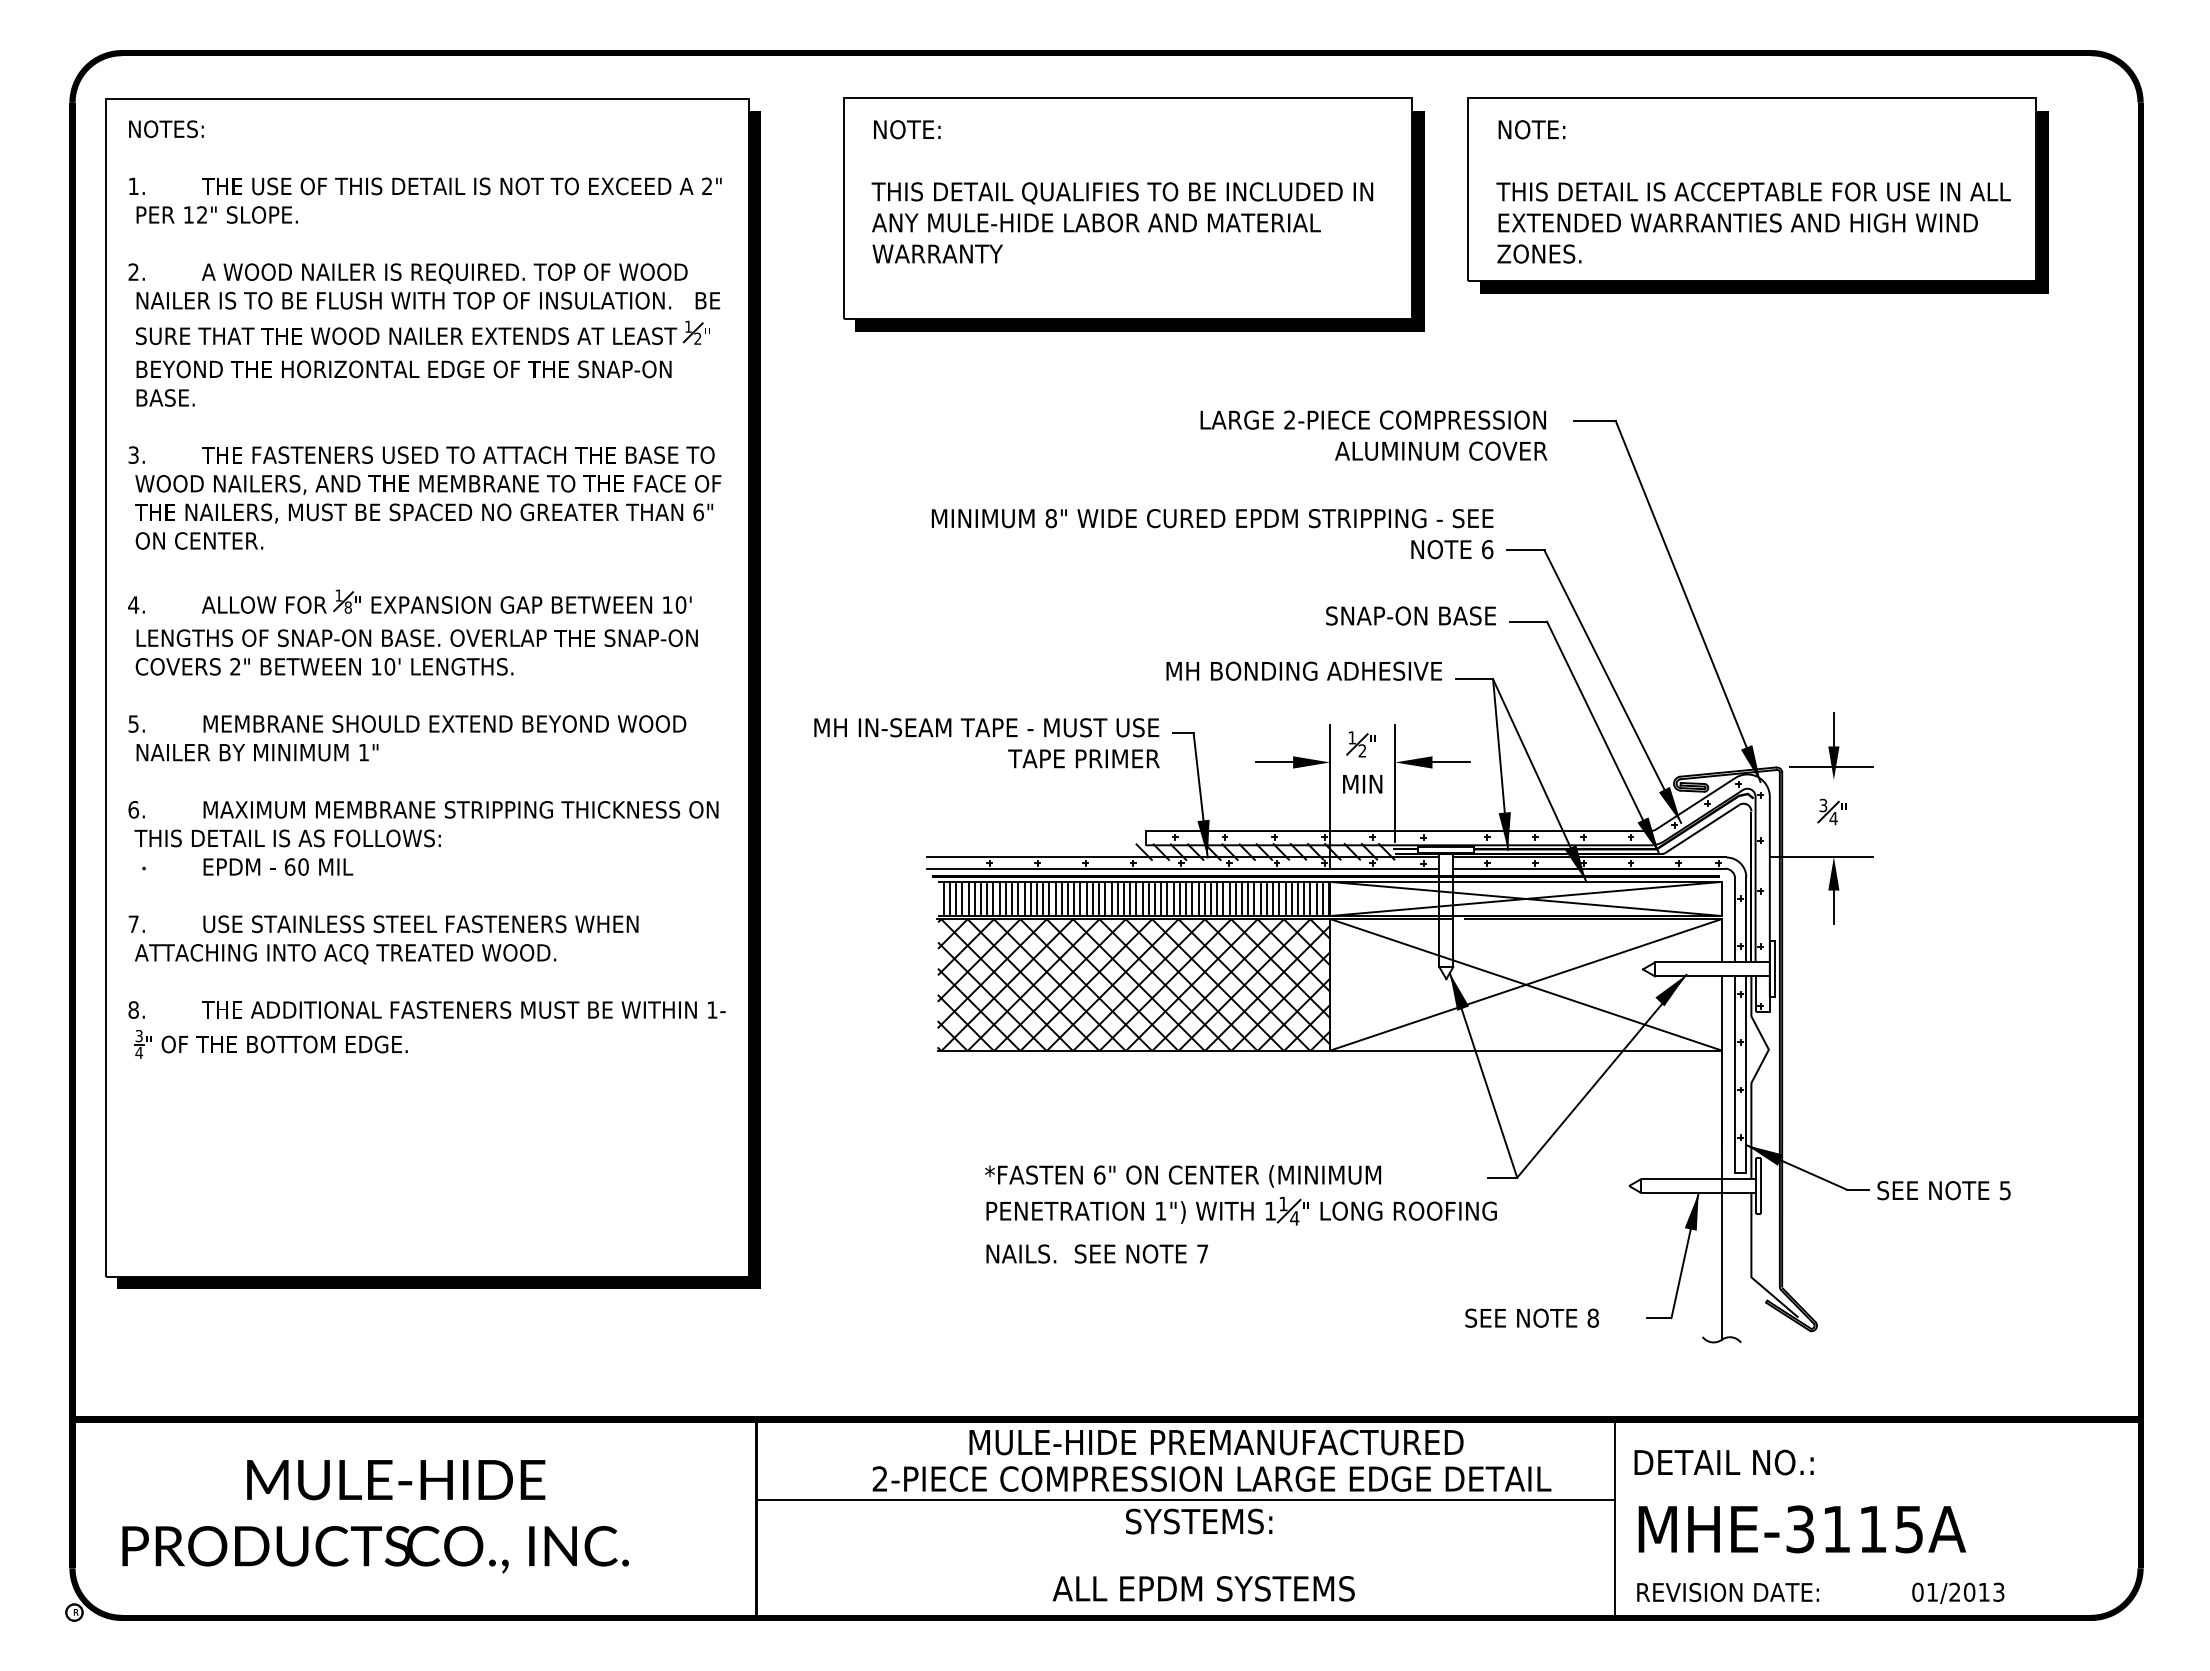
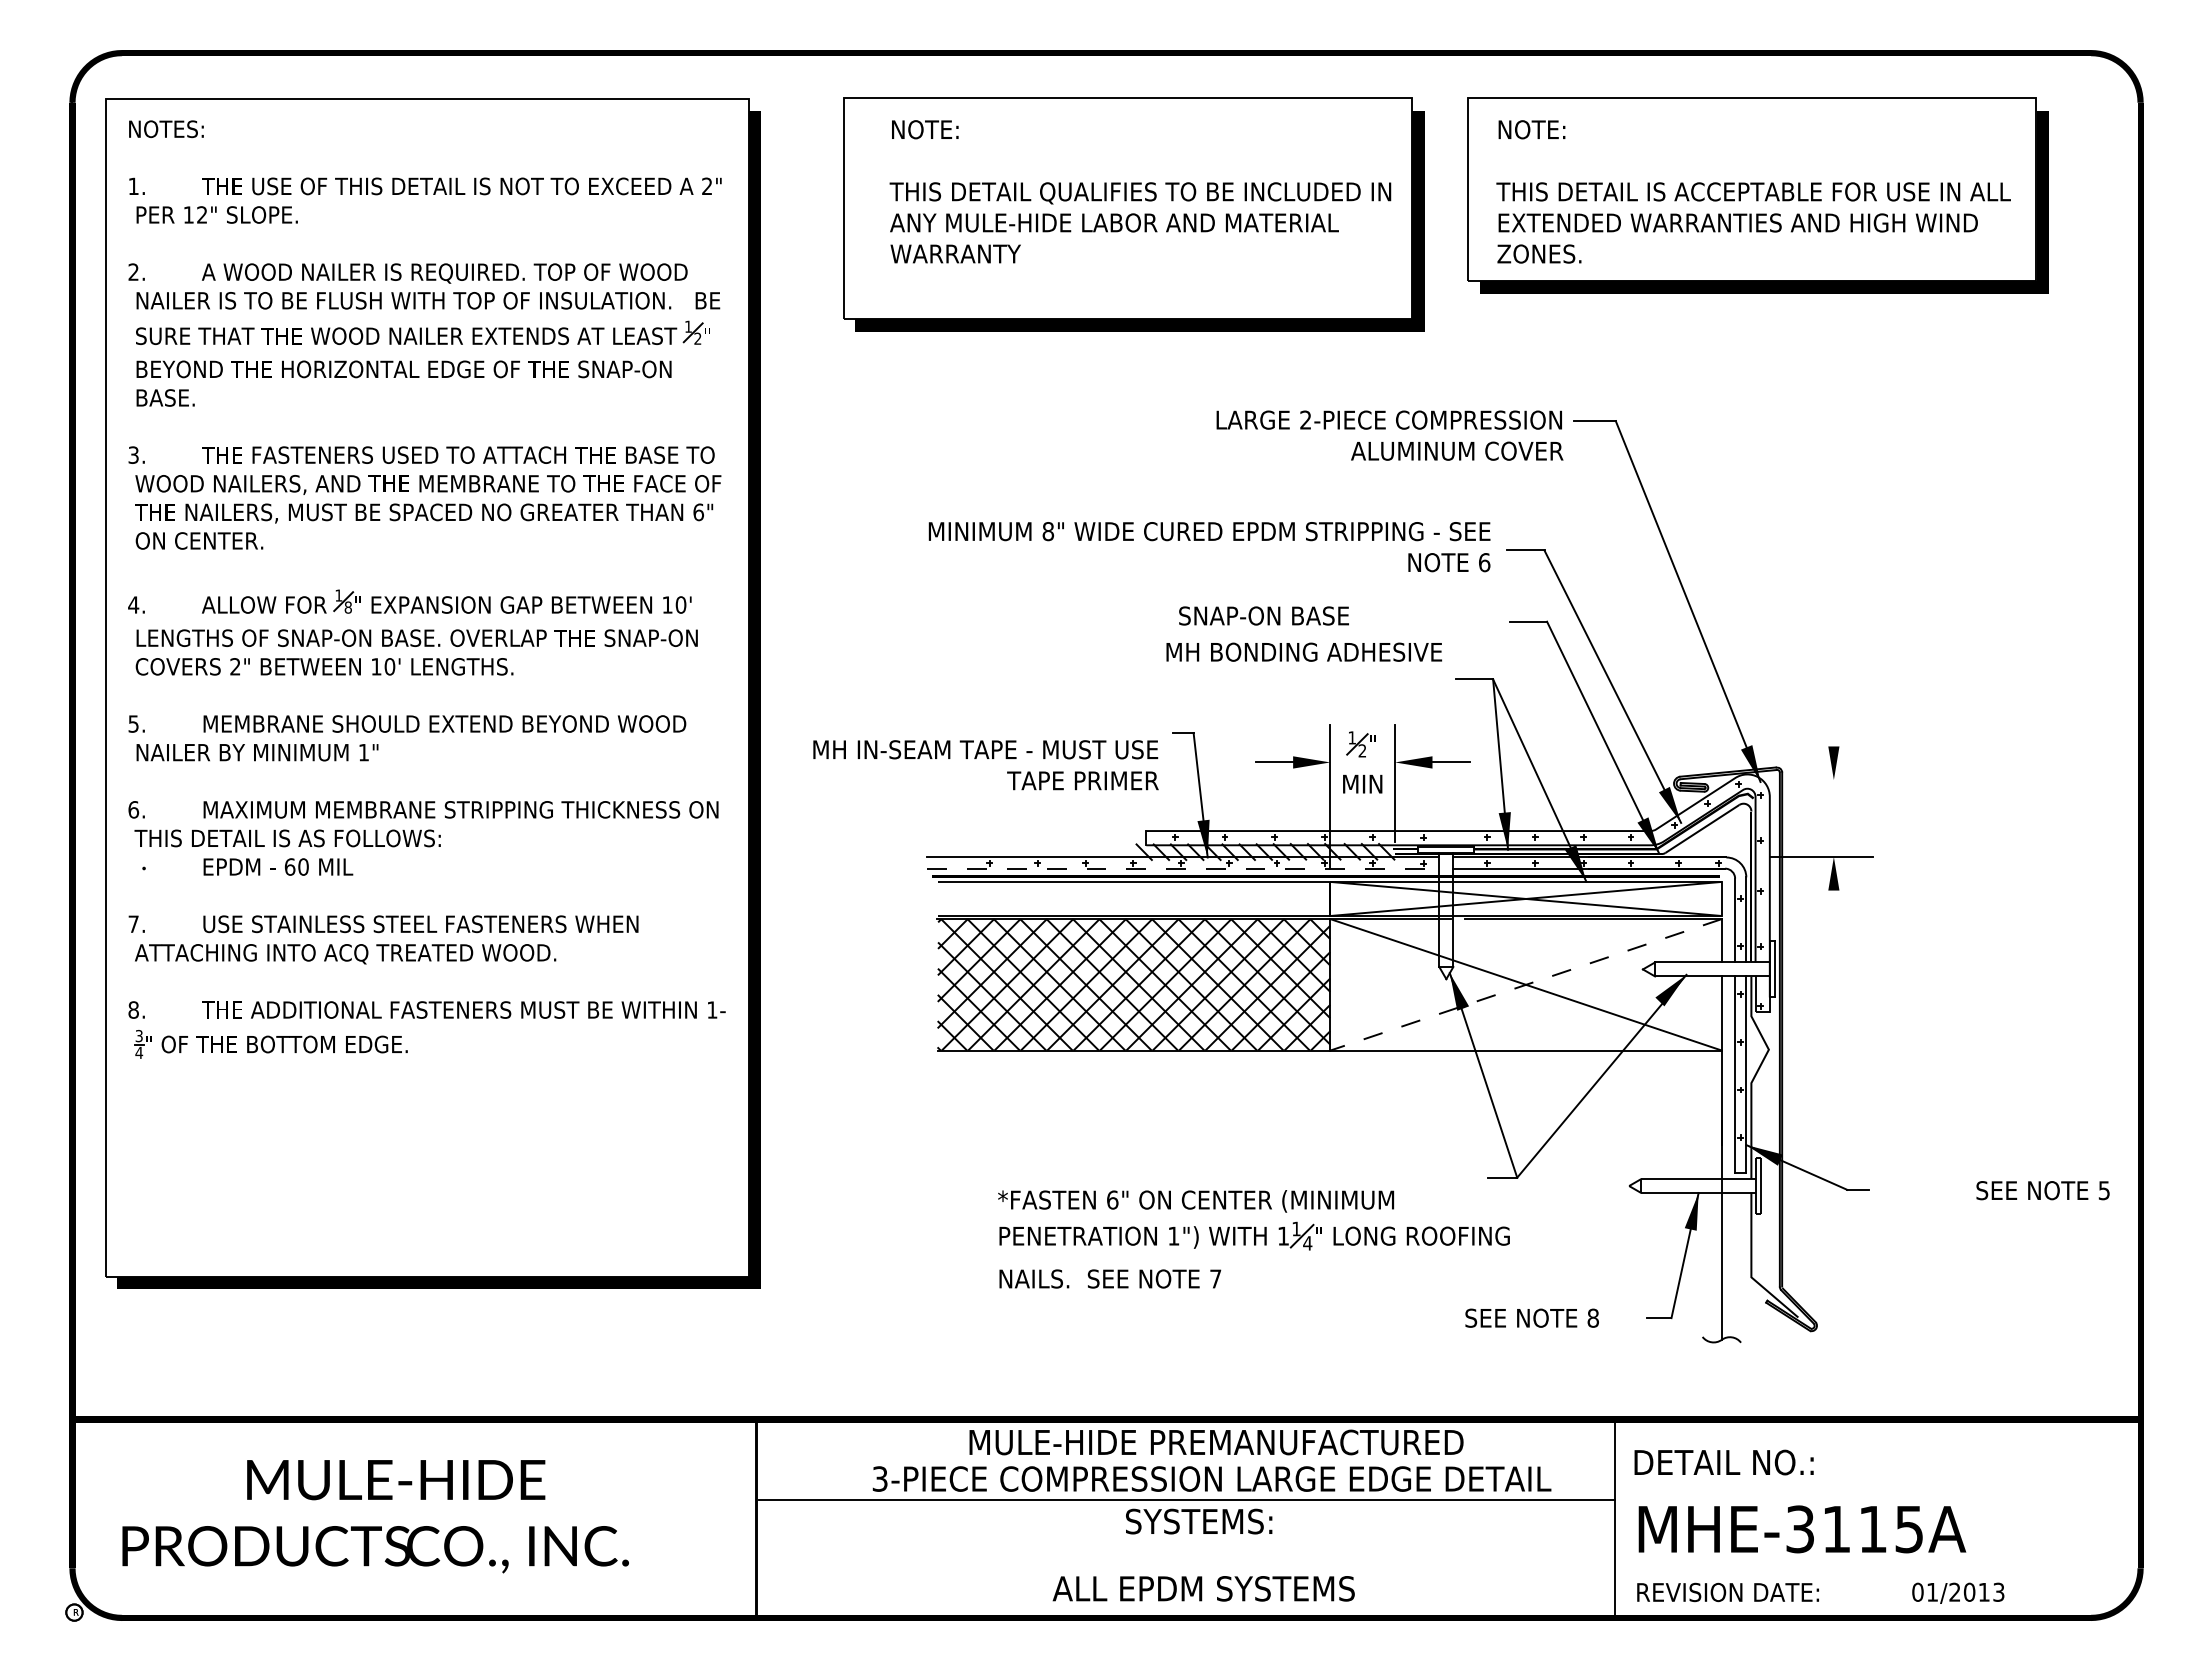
text position: (1122, 191) -> (1140, 191) (1140, 191)
text position: (1373, 435) -> (1389, 435) (1389, 435)
text position: (1212, 534) -> (1209, 547) (1209, 547)
text position: (1410, 615) -> (1263, 615) (1263, 615)
text position: (1304, 670) -> (1304, 651) (1304, 651)
line: present -> none (1833, 729)
text position: (986, 743) -> (985, 765) (985, 765)
line: present -> none (1830, 767)
part: present -> none (1831, 811)
line: solid -> dashed (1183, 868)
hatch: present -> none (1135, 898)
line: present -> none (1833, 907)
line: solid -> dashed (1525, 984)
text position: (1943, 1190) -> (2042, 1190) (2042, 1190)
part position: (1240, 1214) -> (1253, 1239) (1253, 1239)
text: 2-PIECE -> 3-PIECE (879, 1478)
